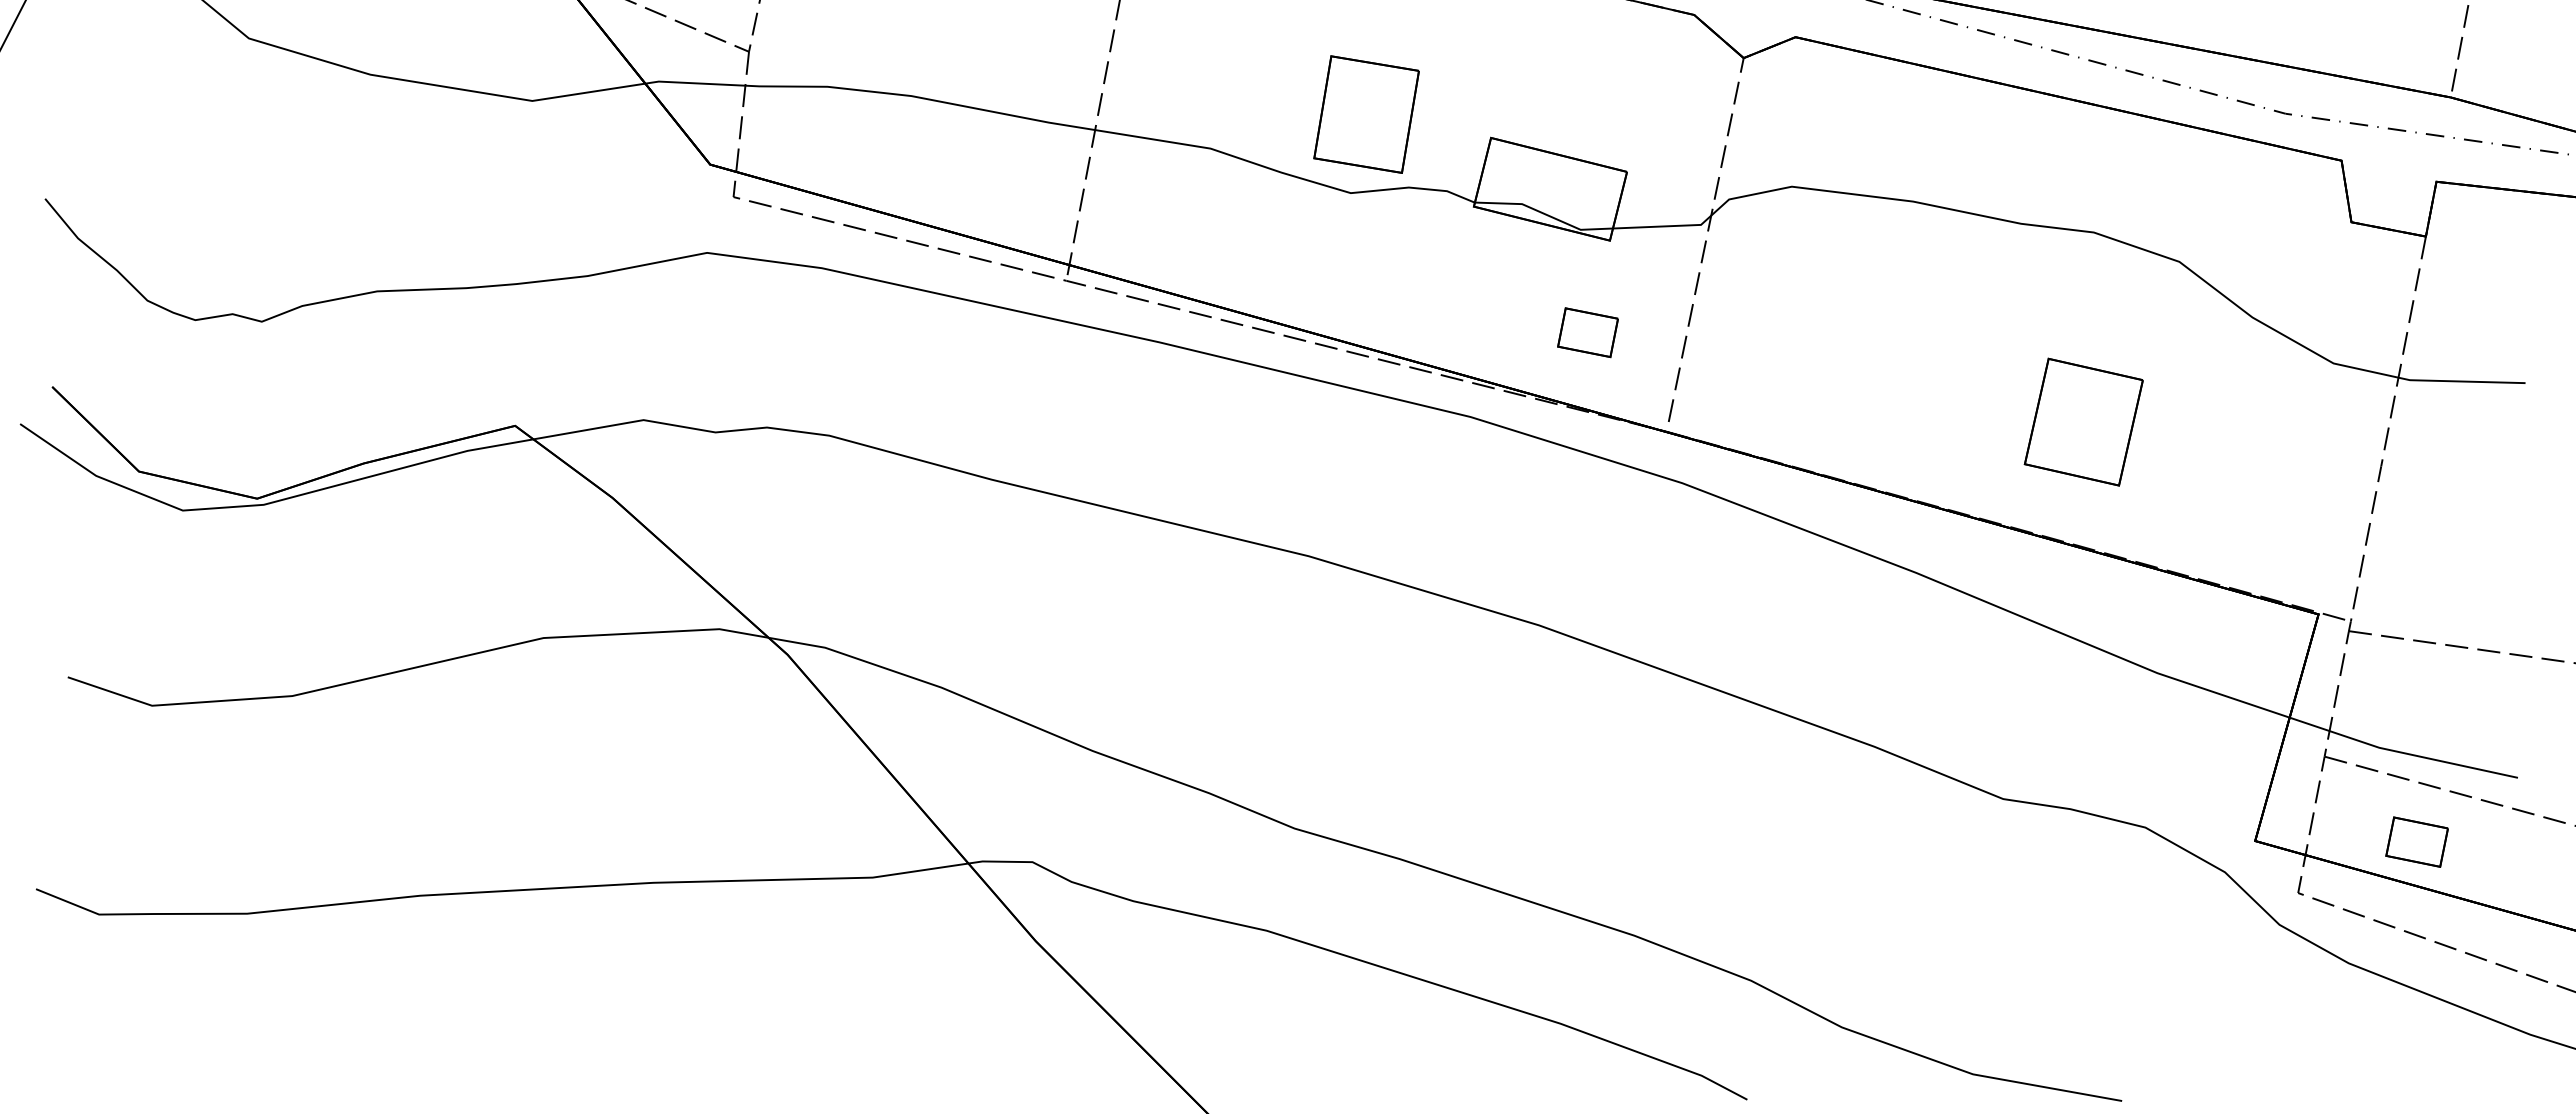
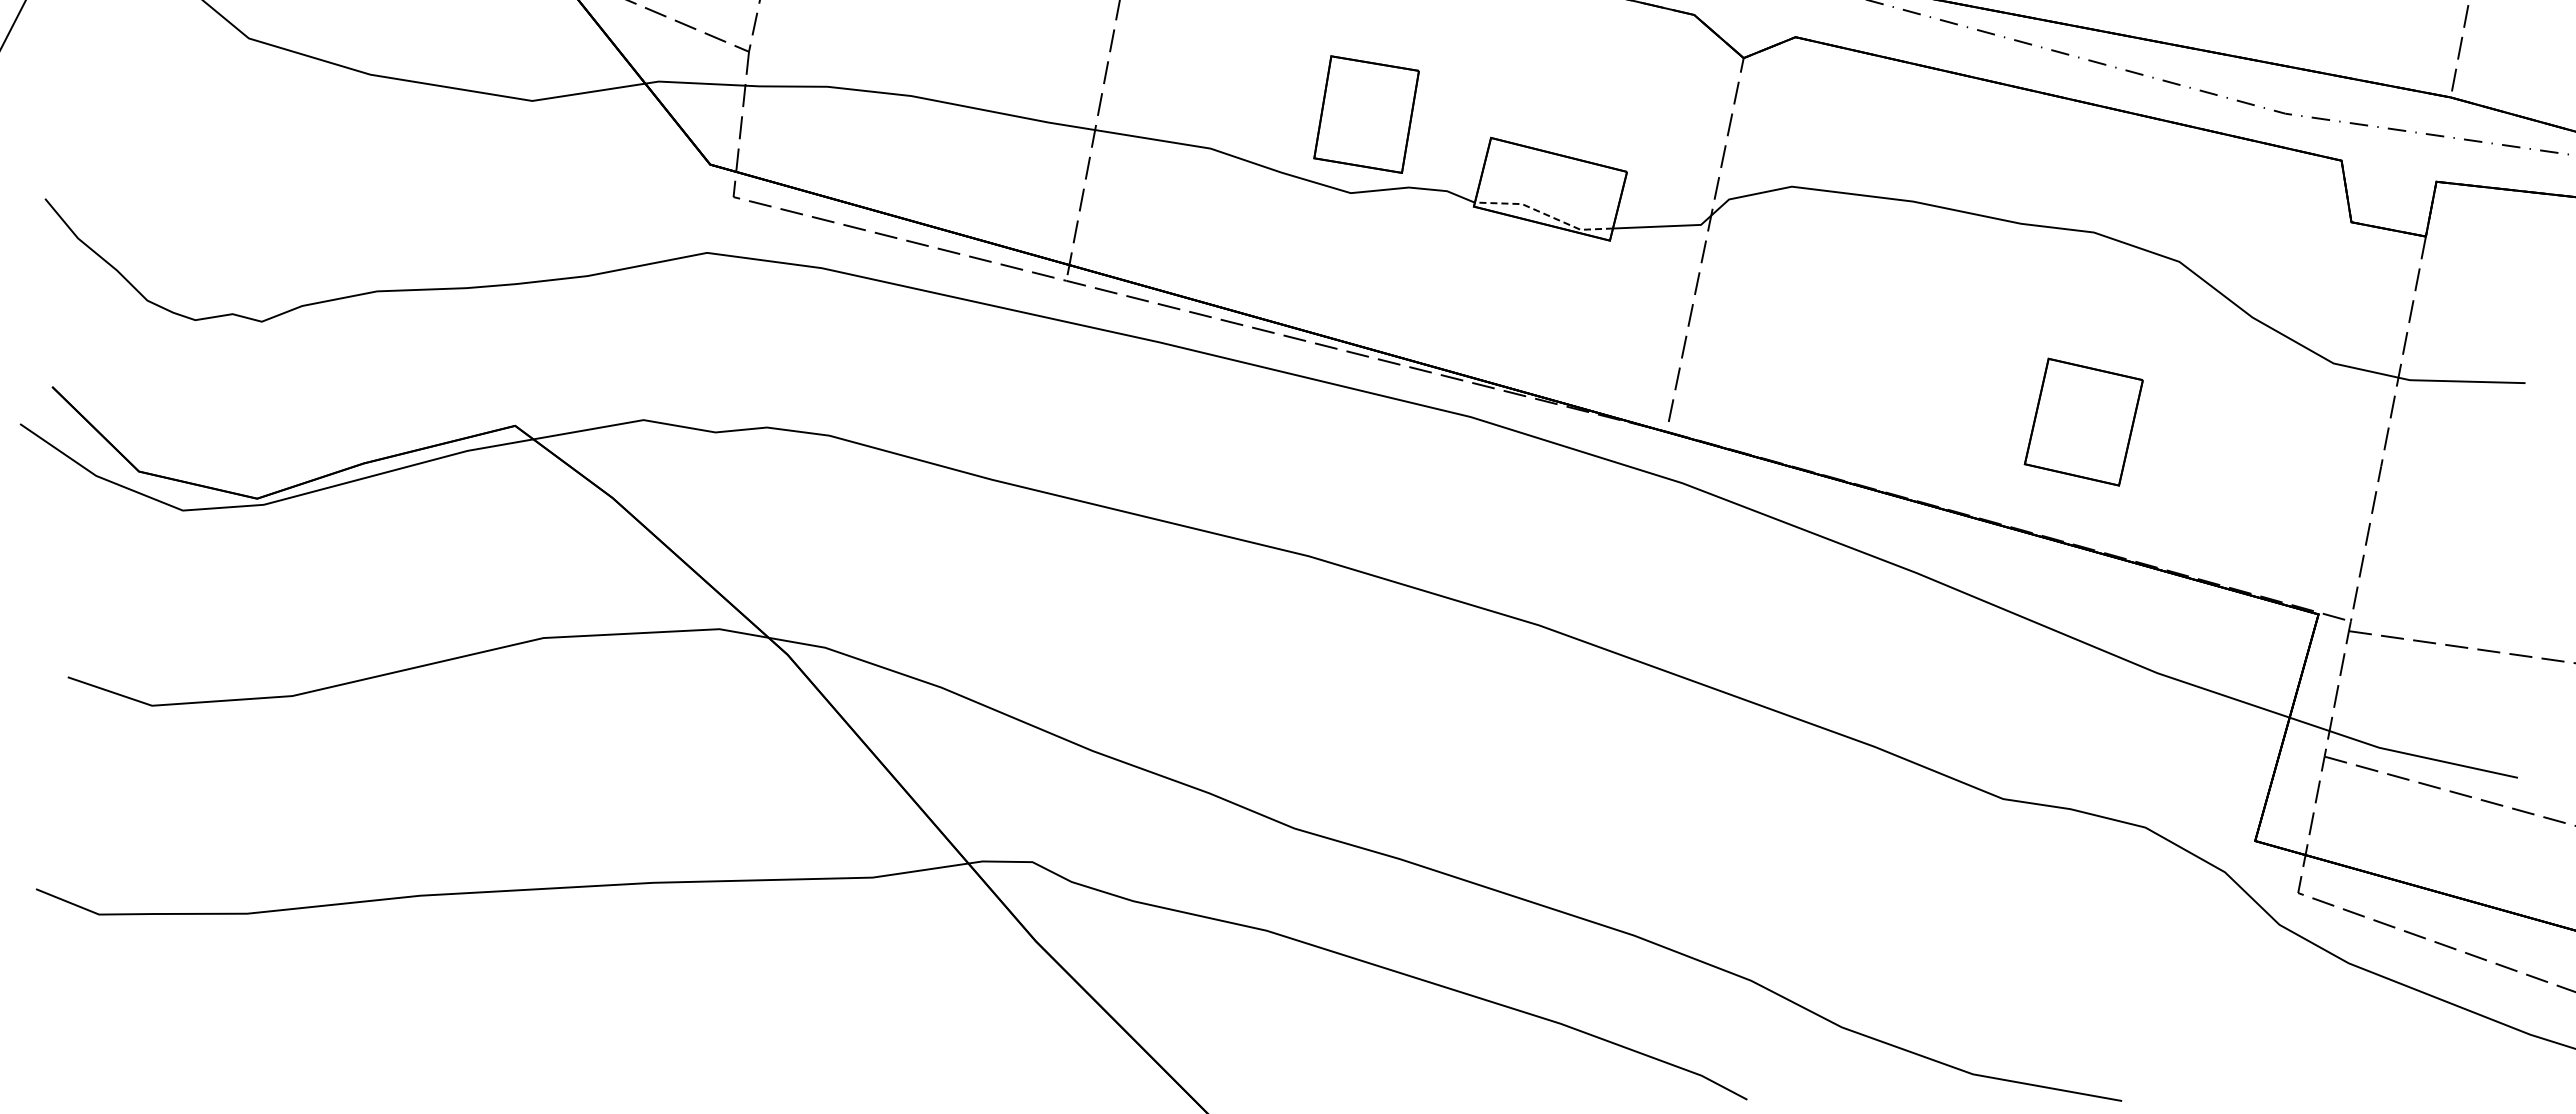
line: solid -> dashed (1544, 213)
part: present -> none (1587, 332)
part: present -> none (2416, 841)
